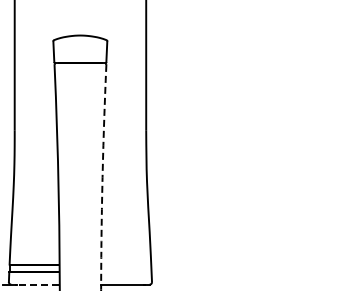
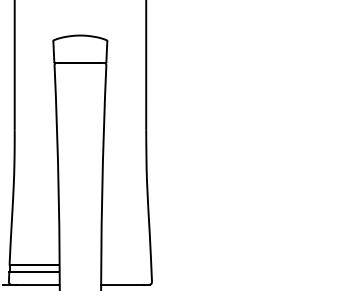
arc: dashed -> solid (102, 178)
line: dashed -> solid (37, 284)
